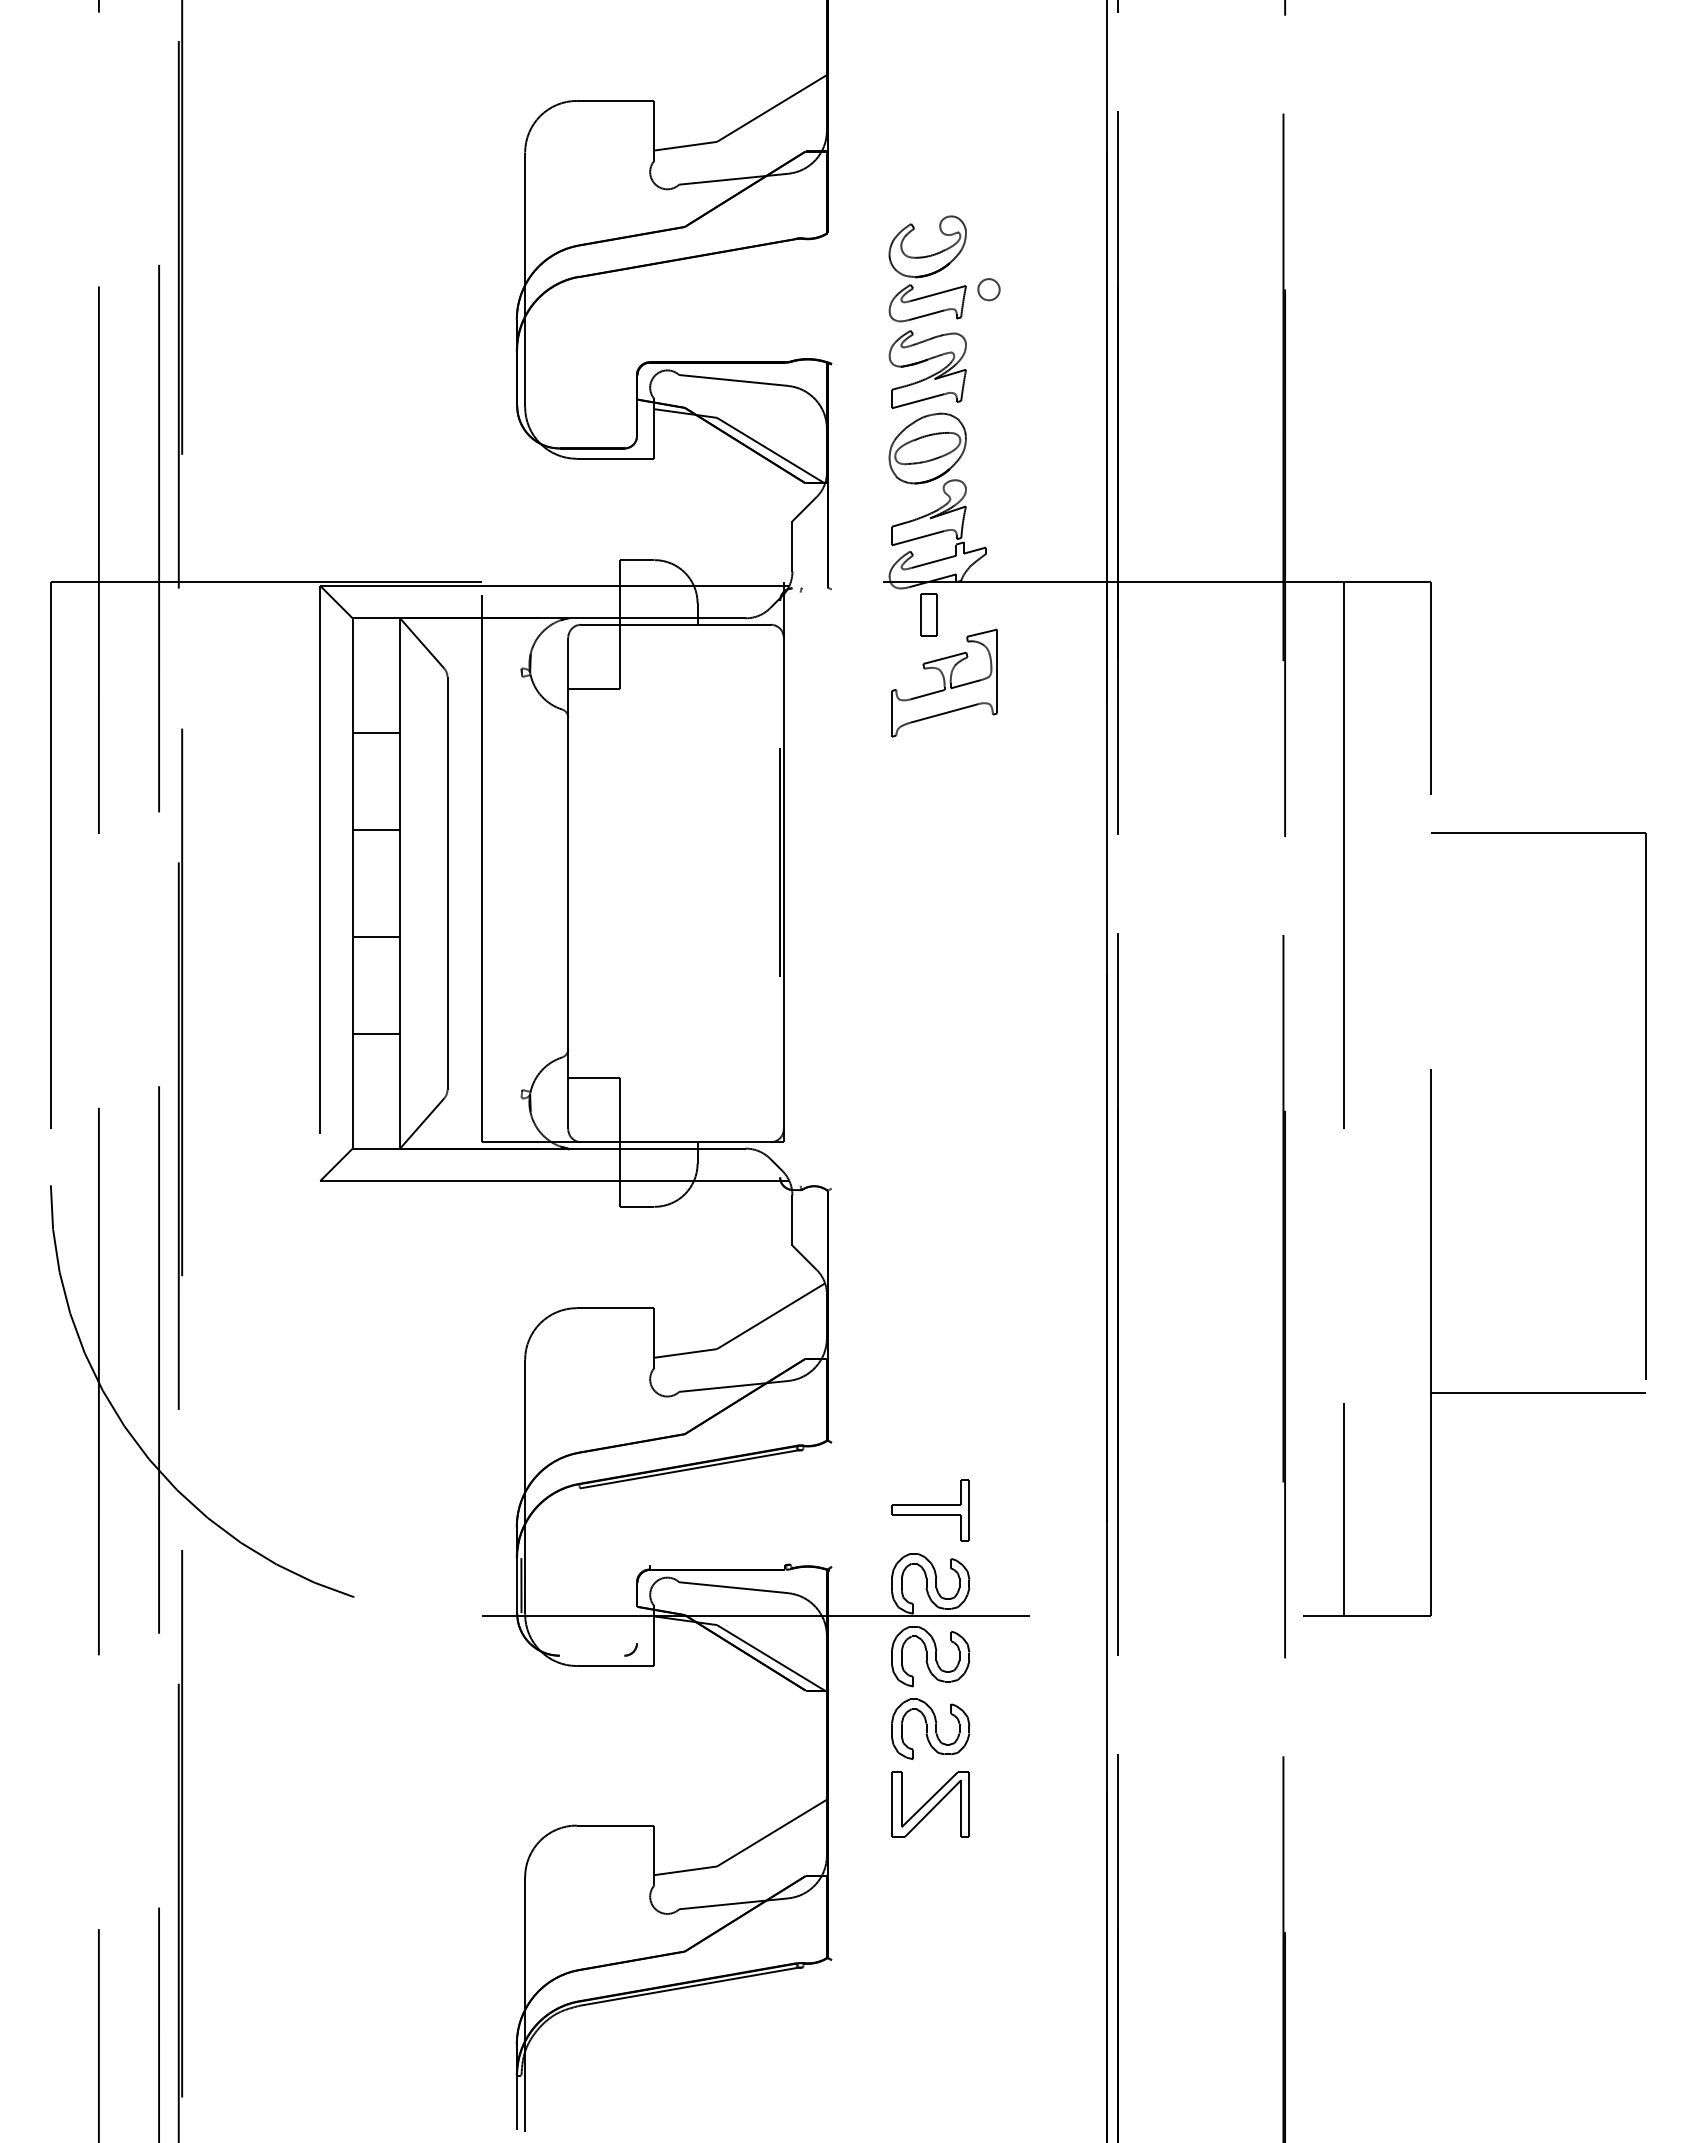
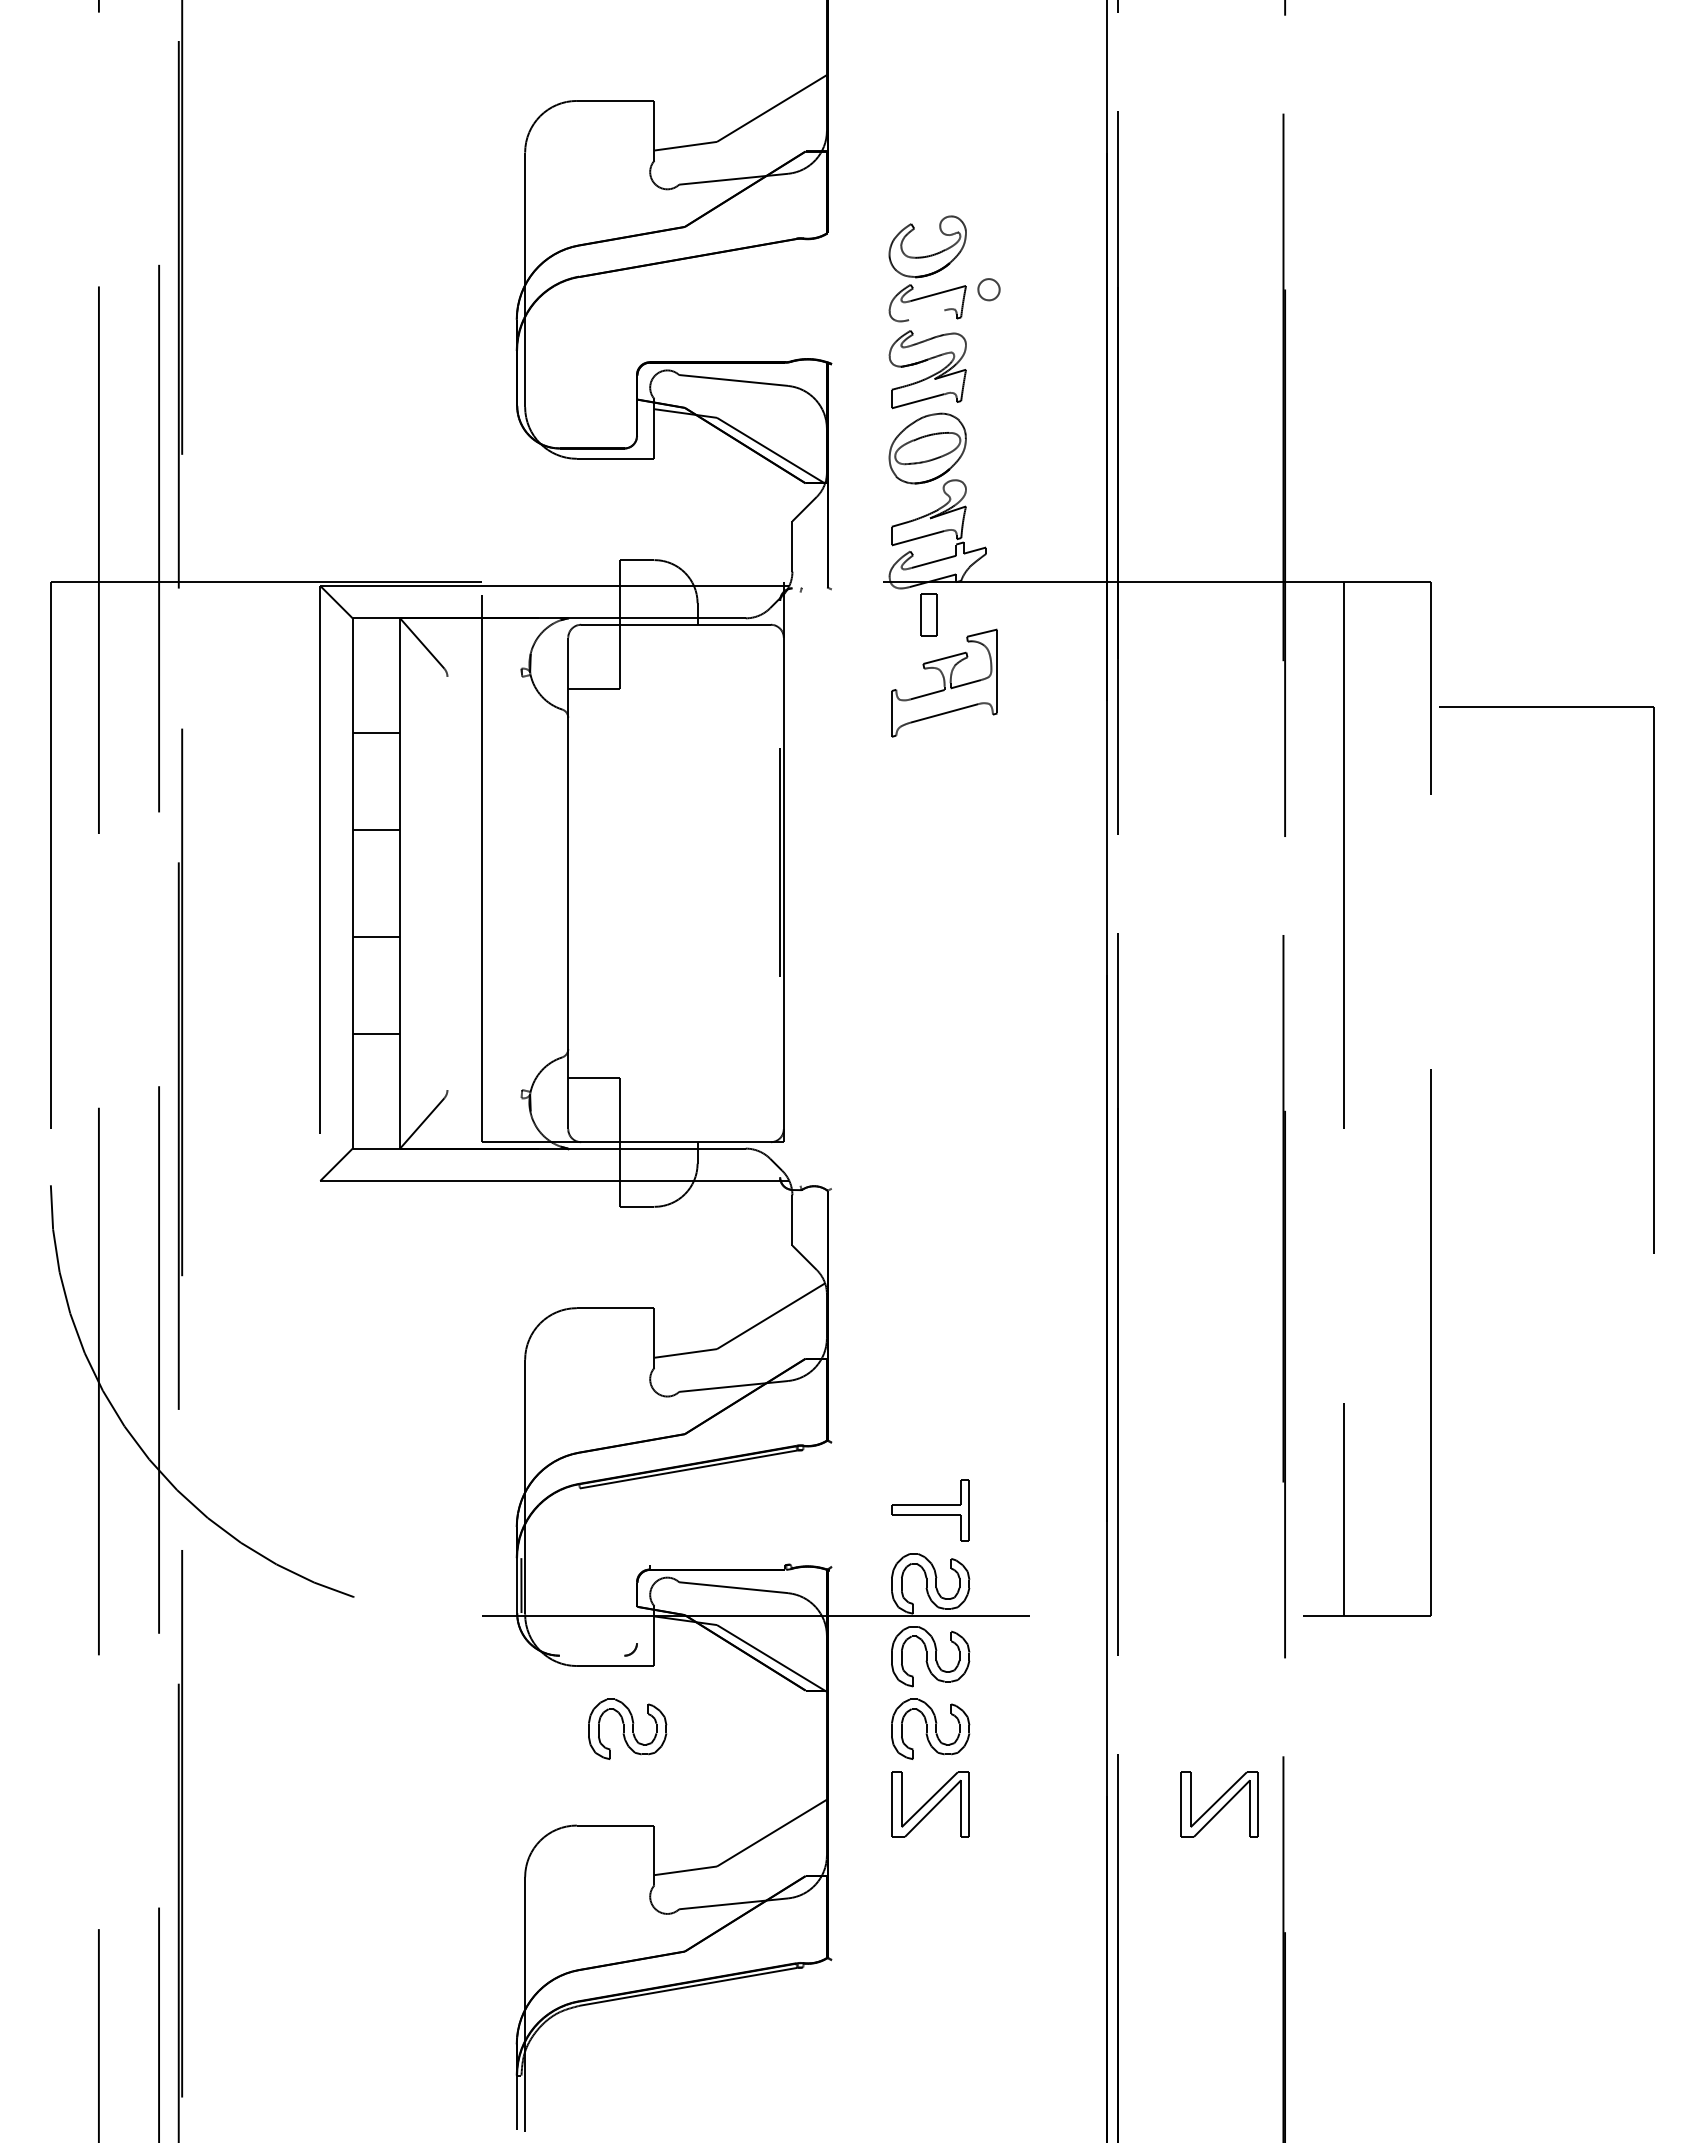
line: present -> none (926, 315)
line: present -> none (447, 883)
part position: (1645, 1105) -> (1653, 979) (1653, 979)
line: present -> none (1538, 1393)
part: none -> present (627, 1728)
part: none -> present (1219, 1804)
